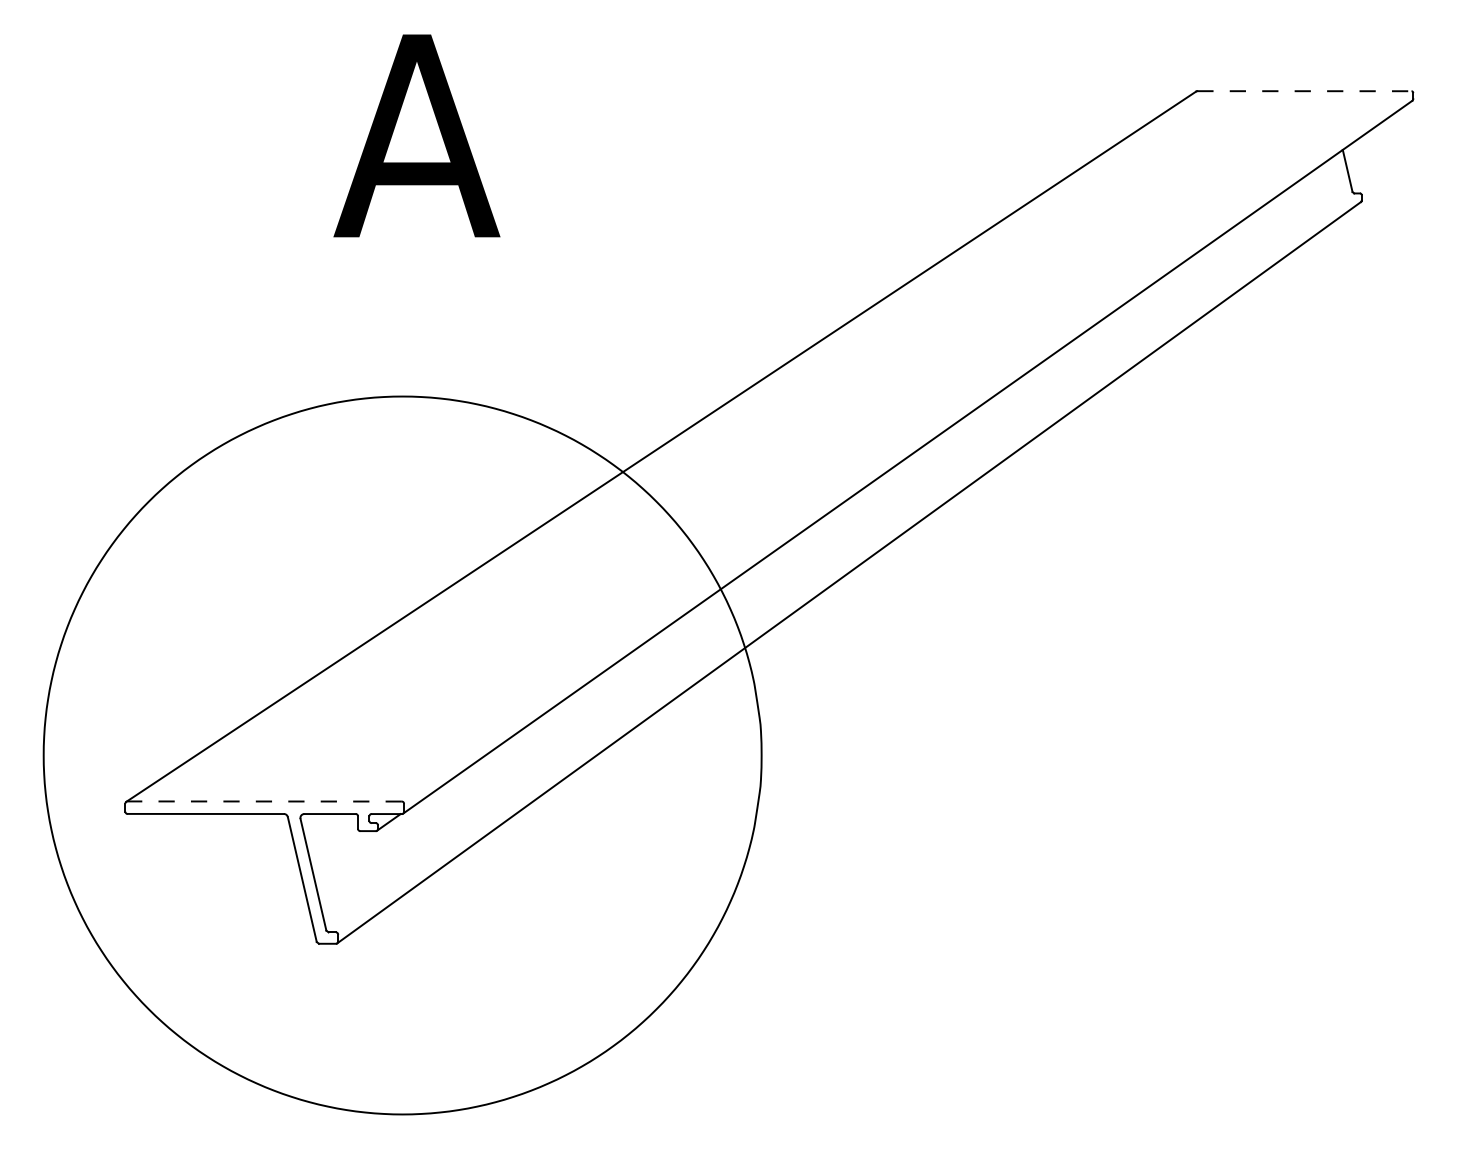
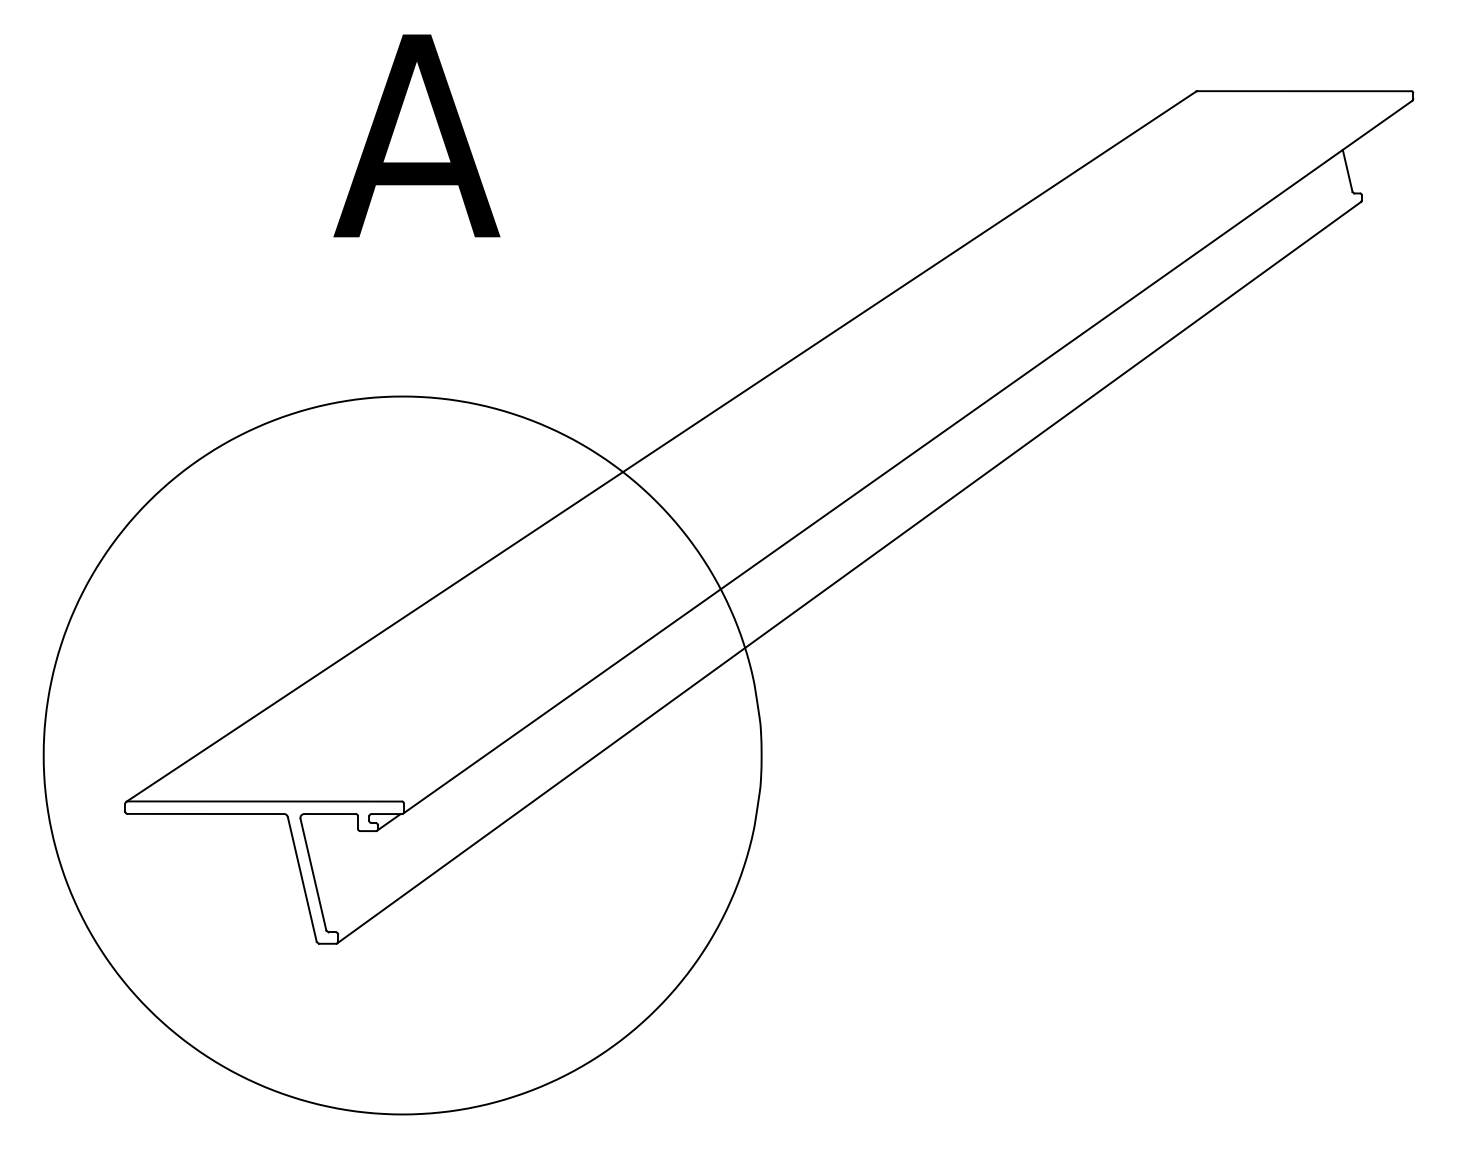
line: dashed -> solid (1304, 91)
line: dashed -> solid (264, 801)
